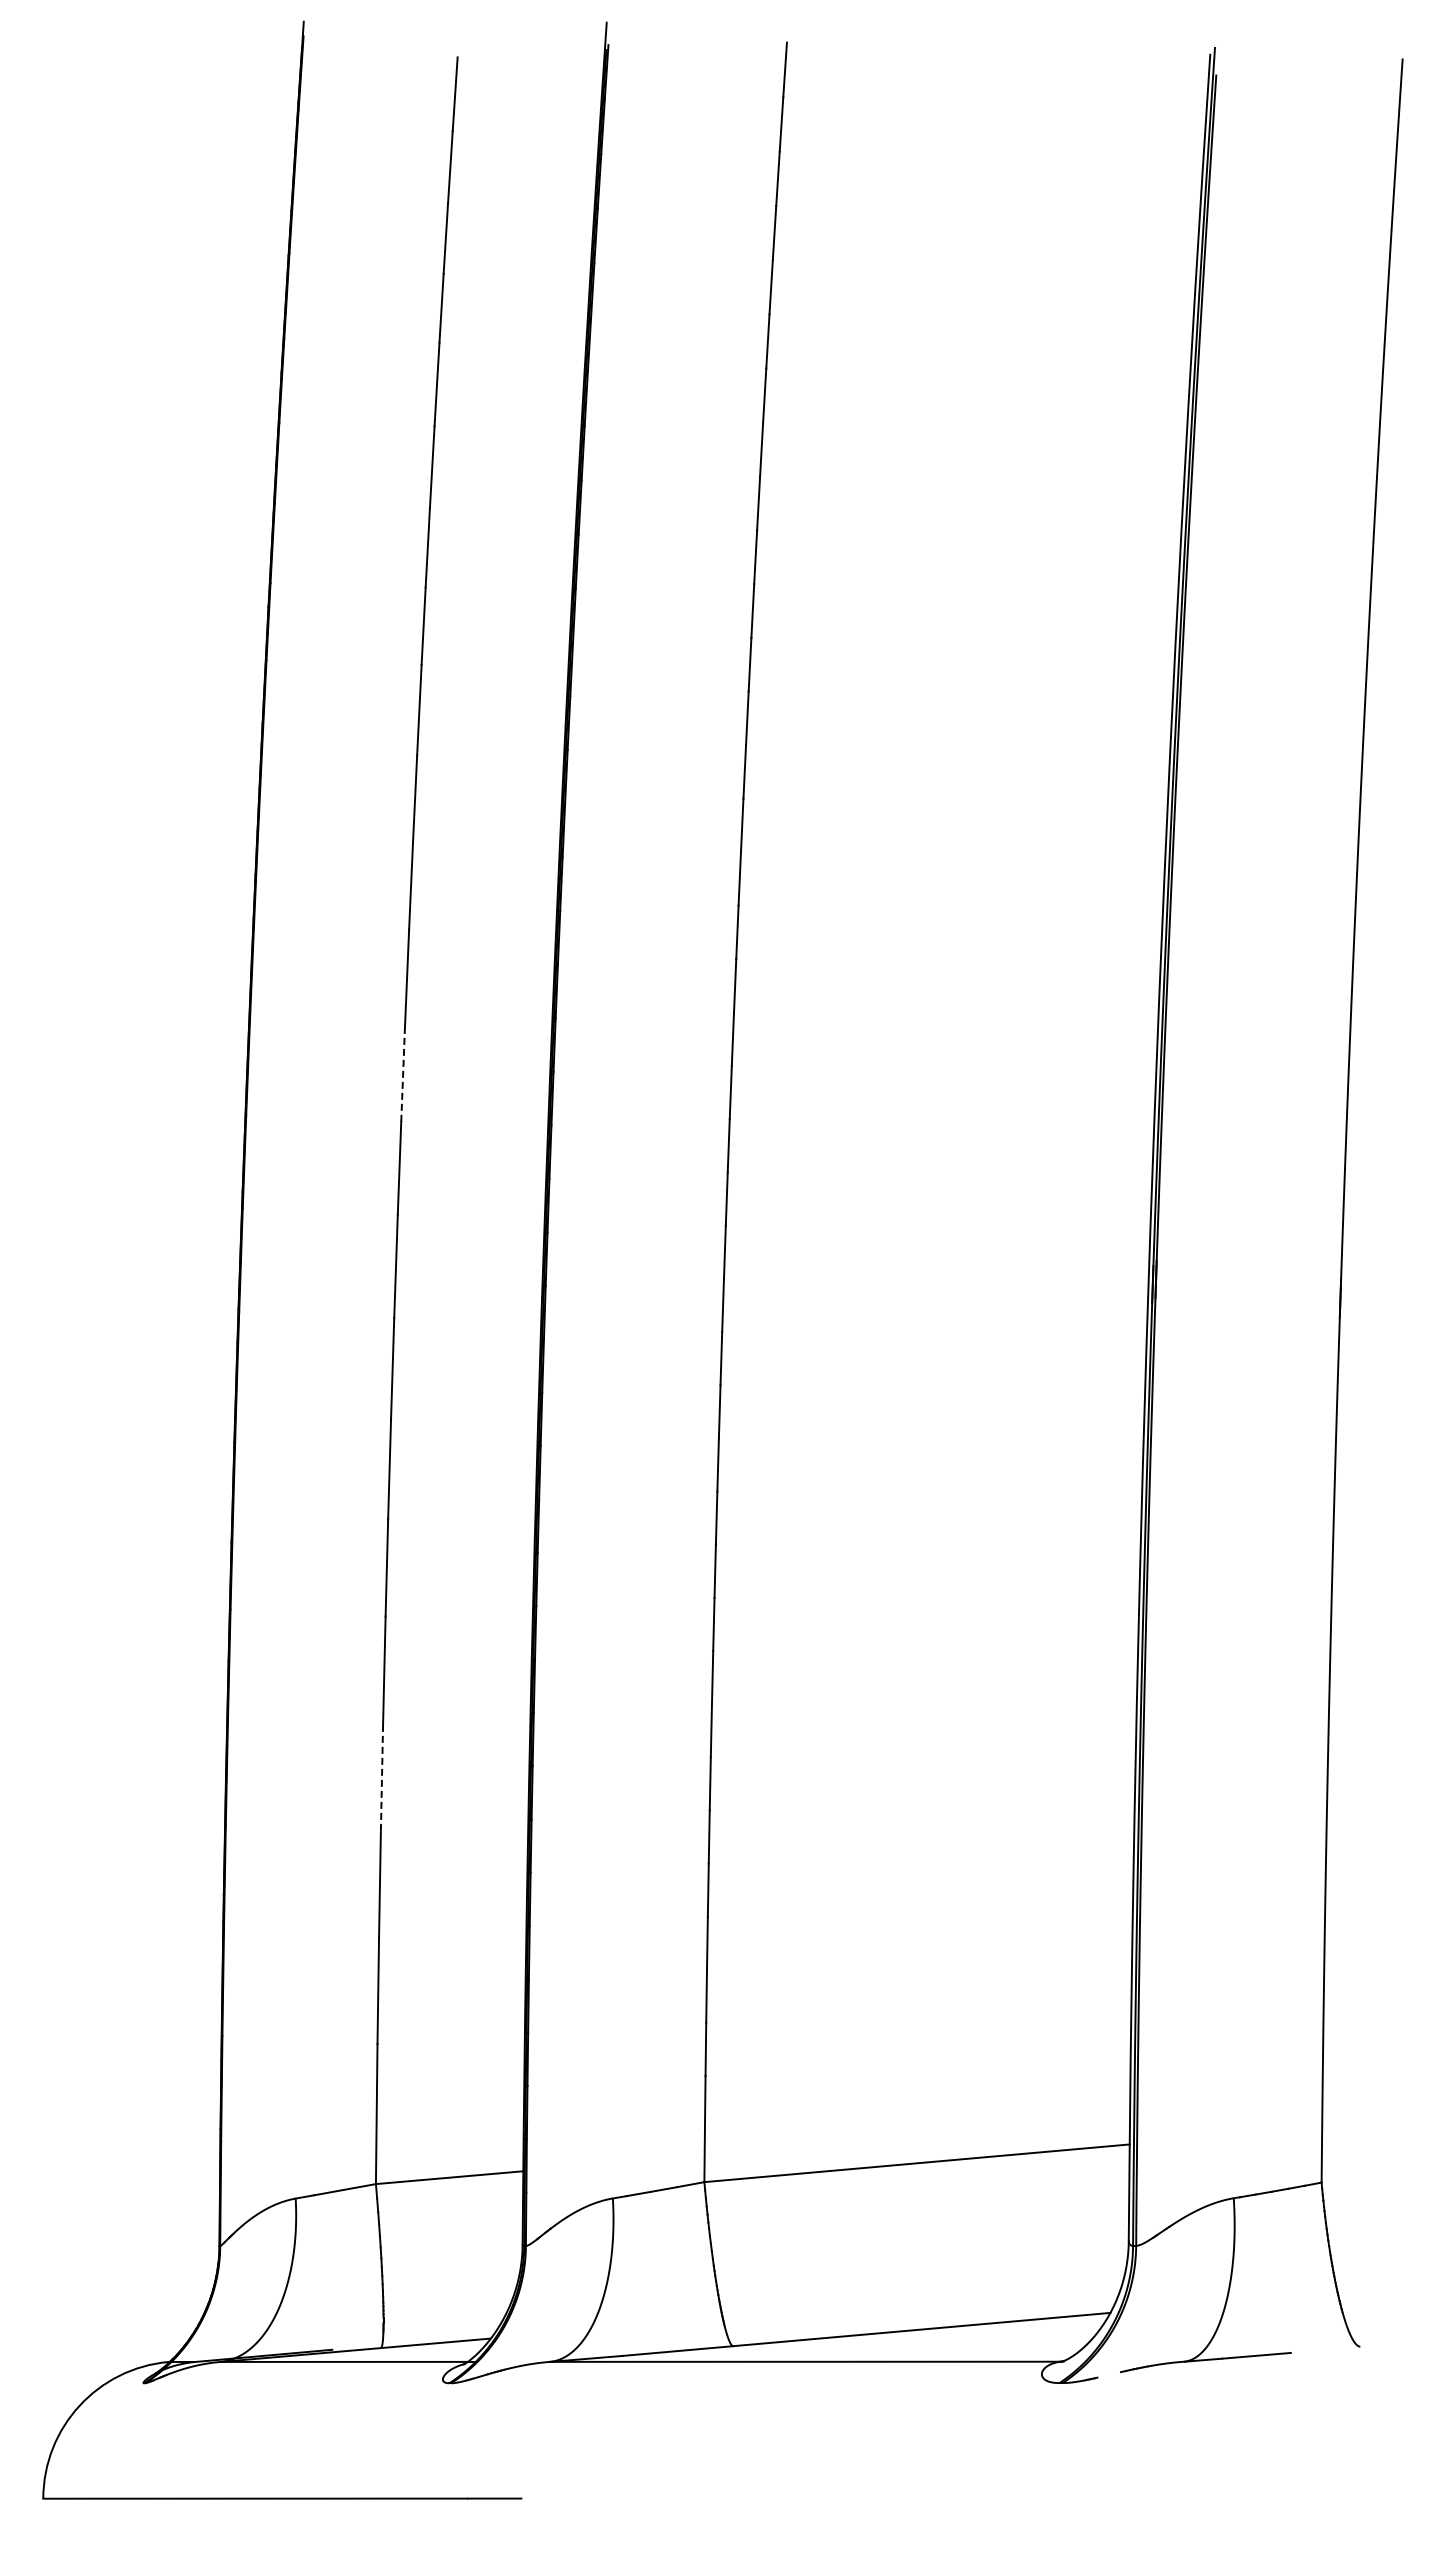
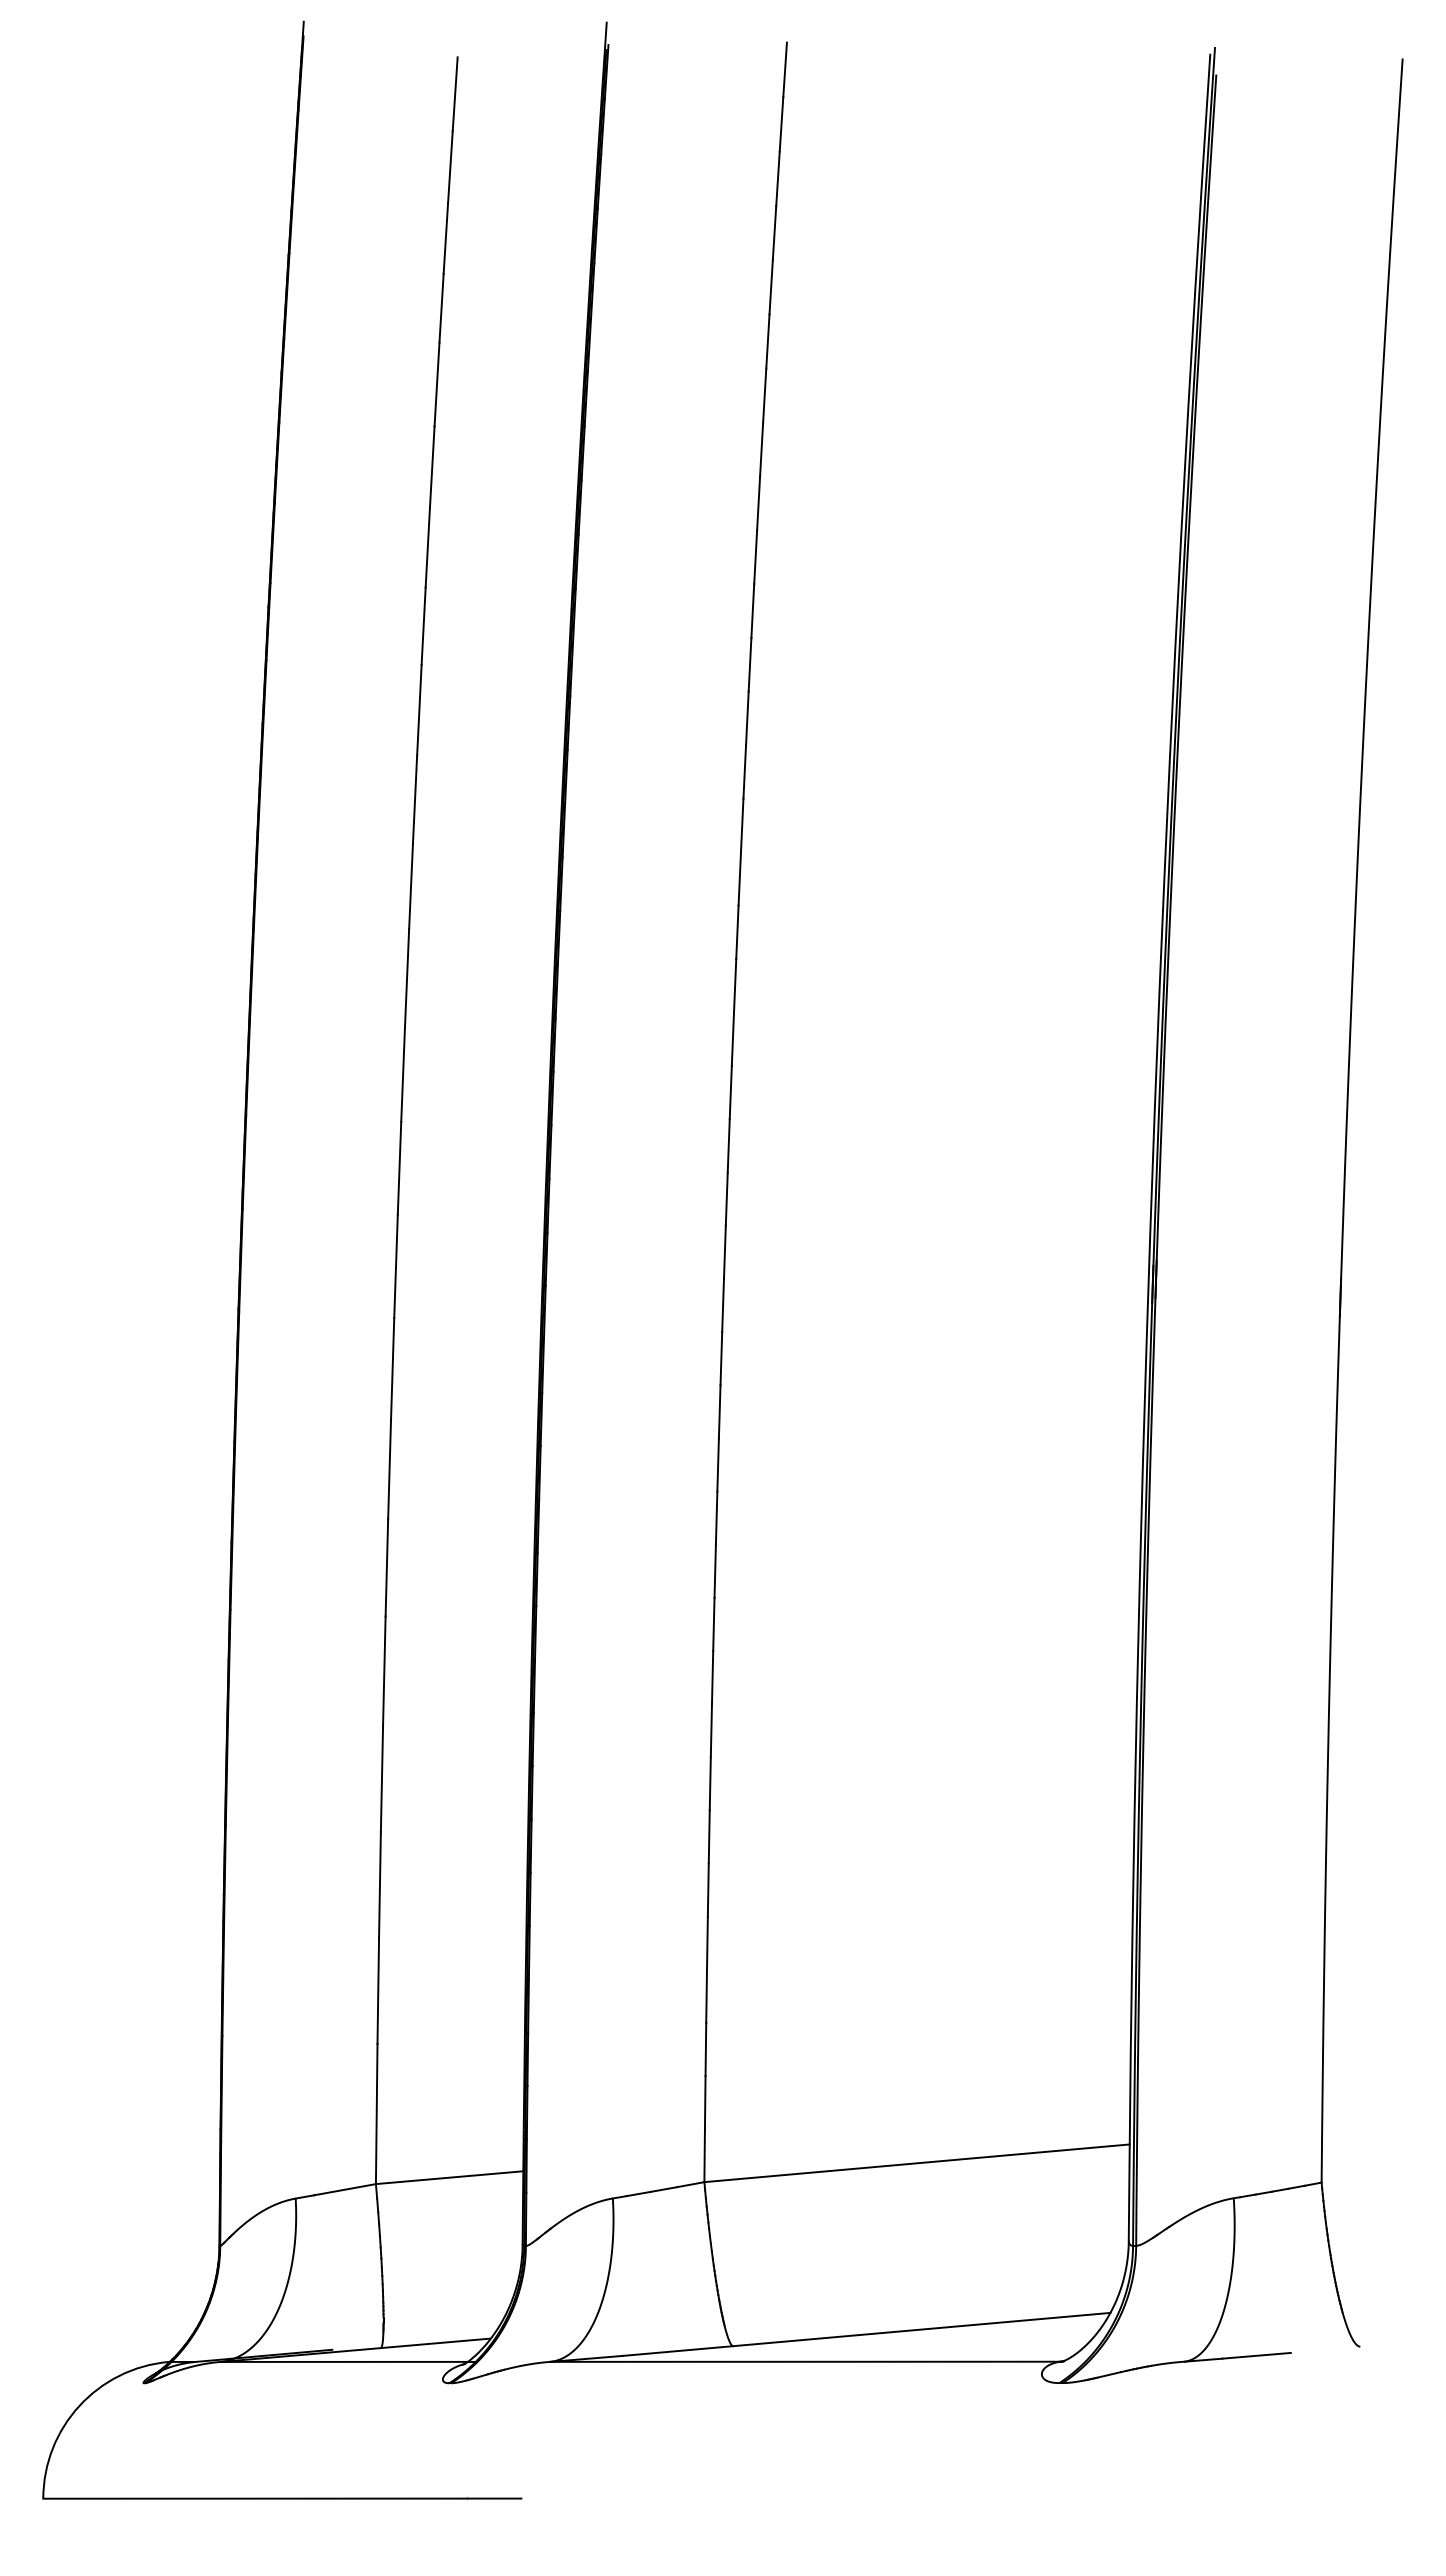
line: dashed -> solid (403, 1074)
line: dashed -> solid (381, 1778)
line: none -> present (1108, 2374)
